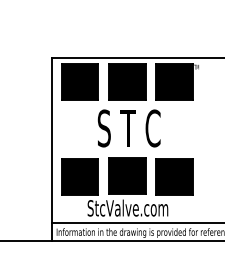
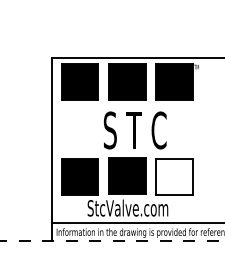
text position: (128, 128) -> (134, 130) (134, 130)
fill: present -> none (174, 176)
line: solid -> dashed (112, 241)
